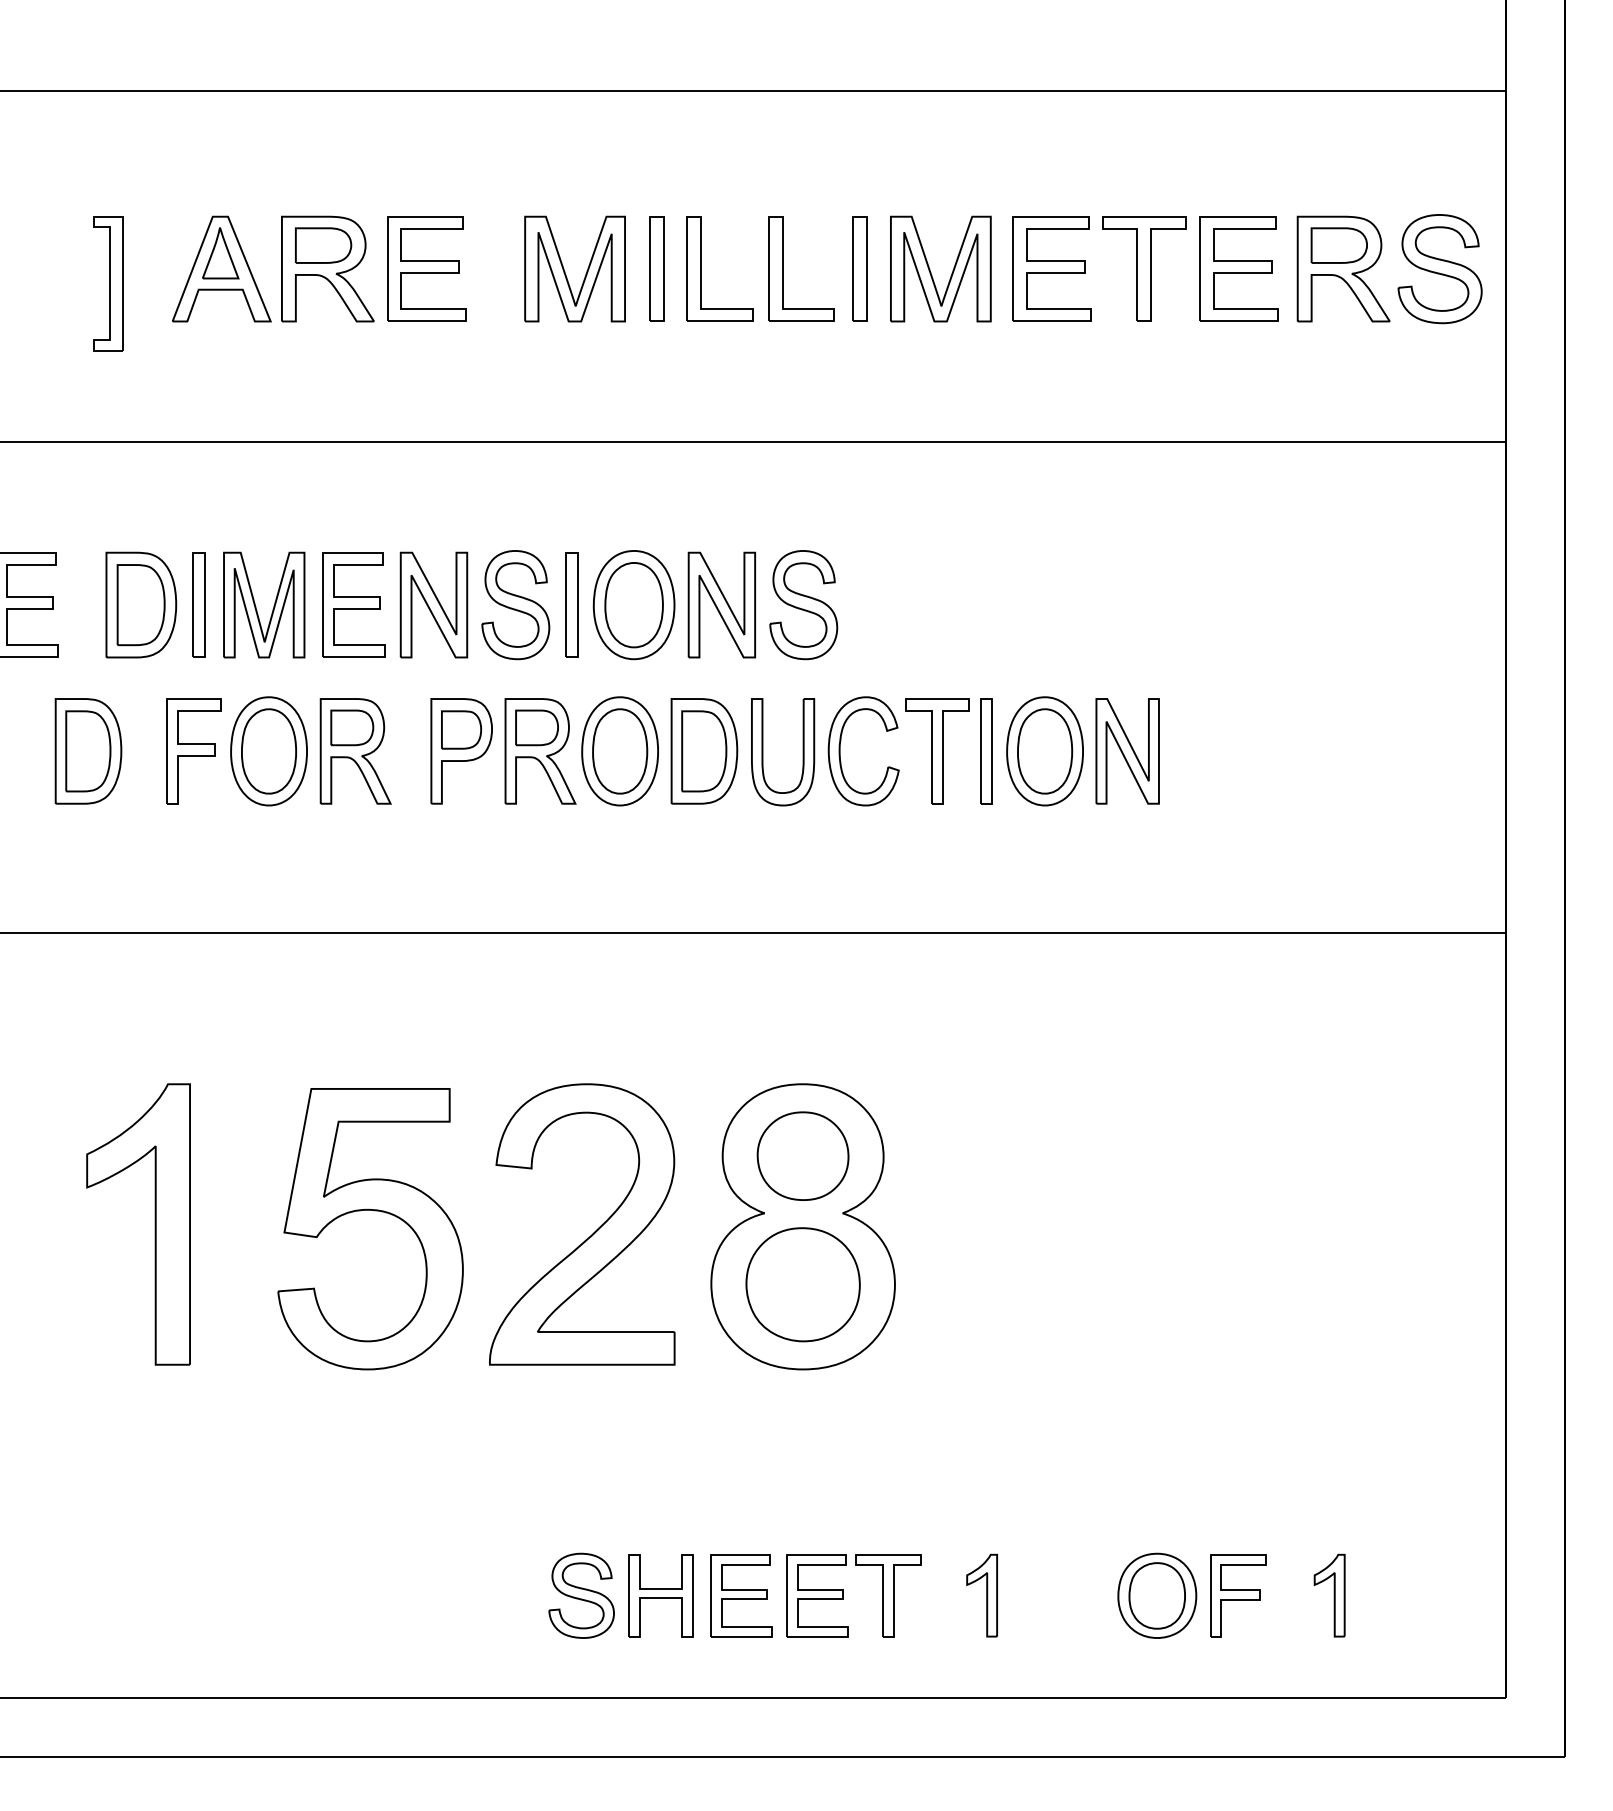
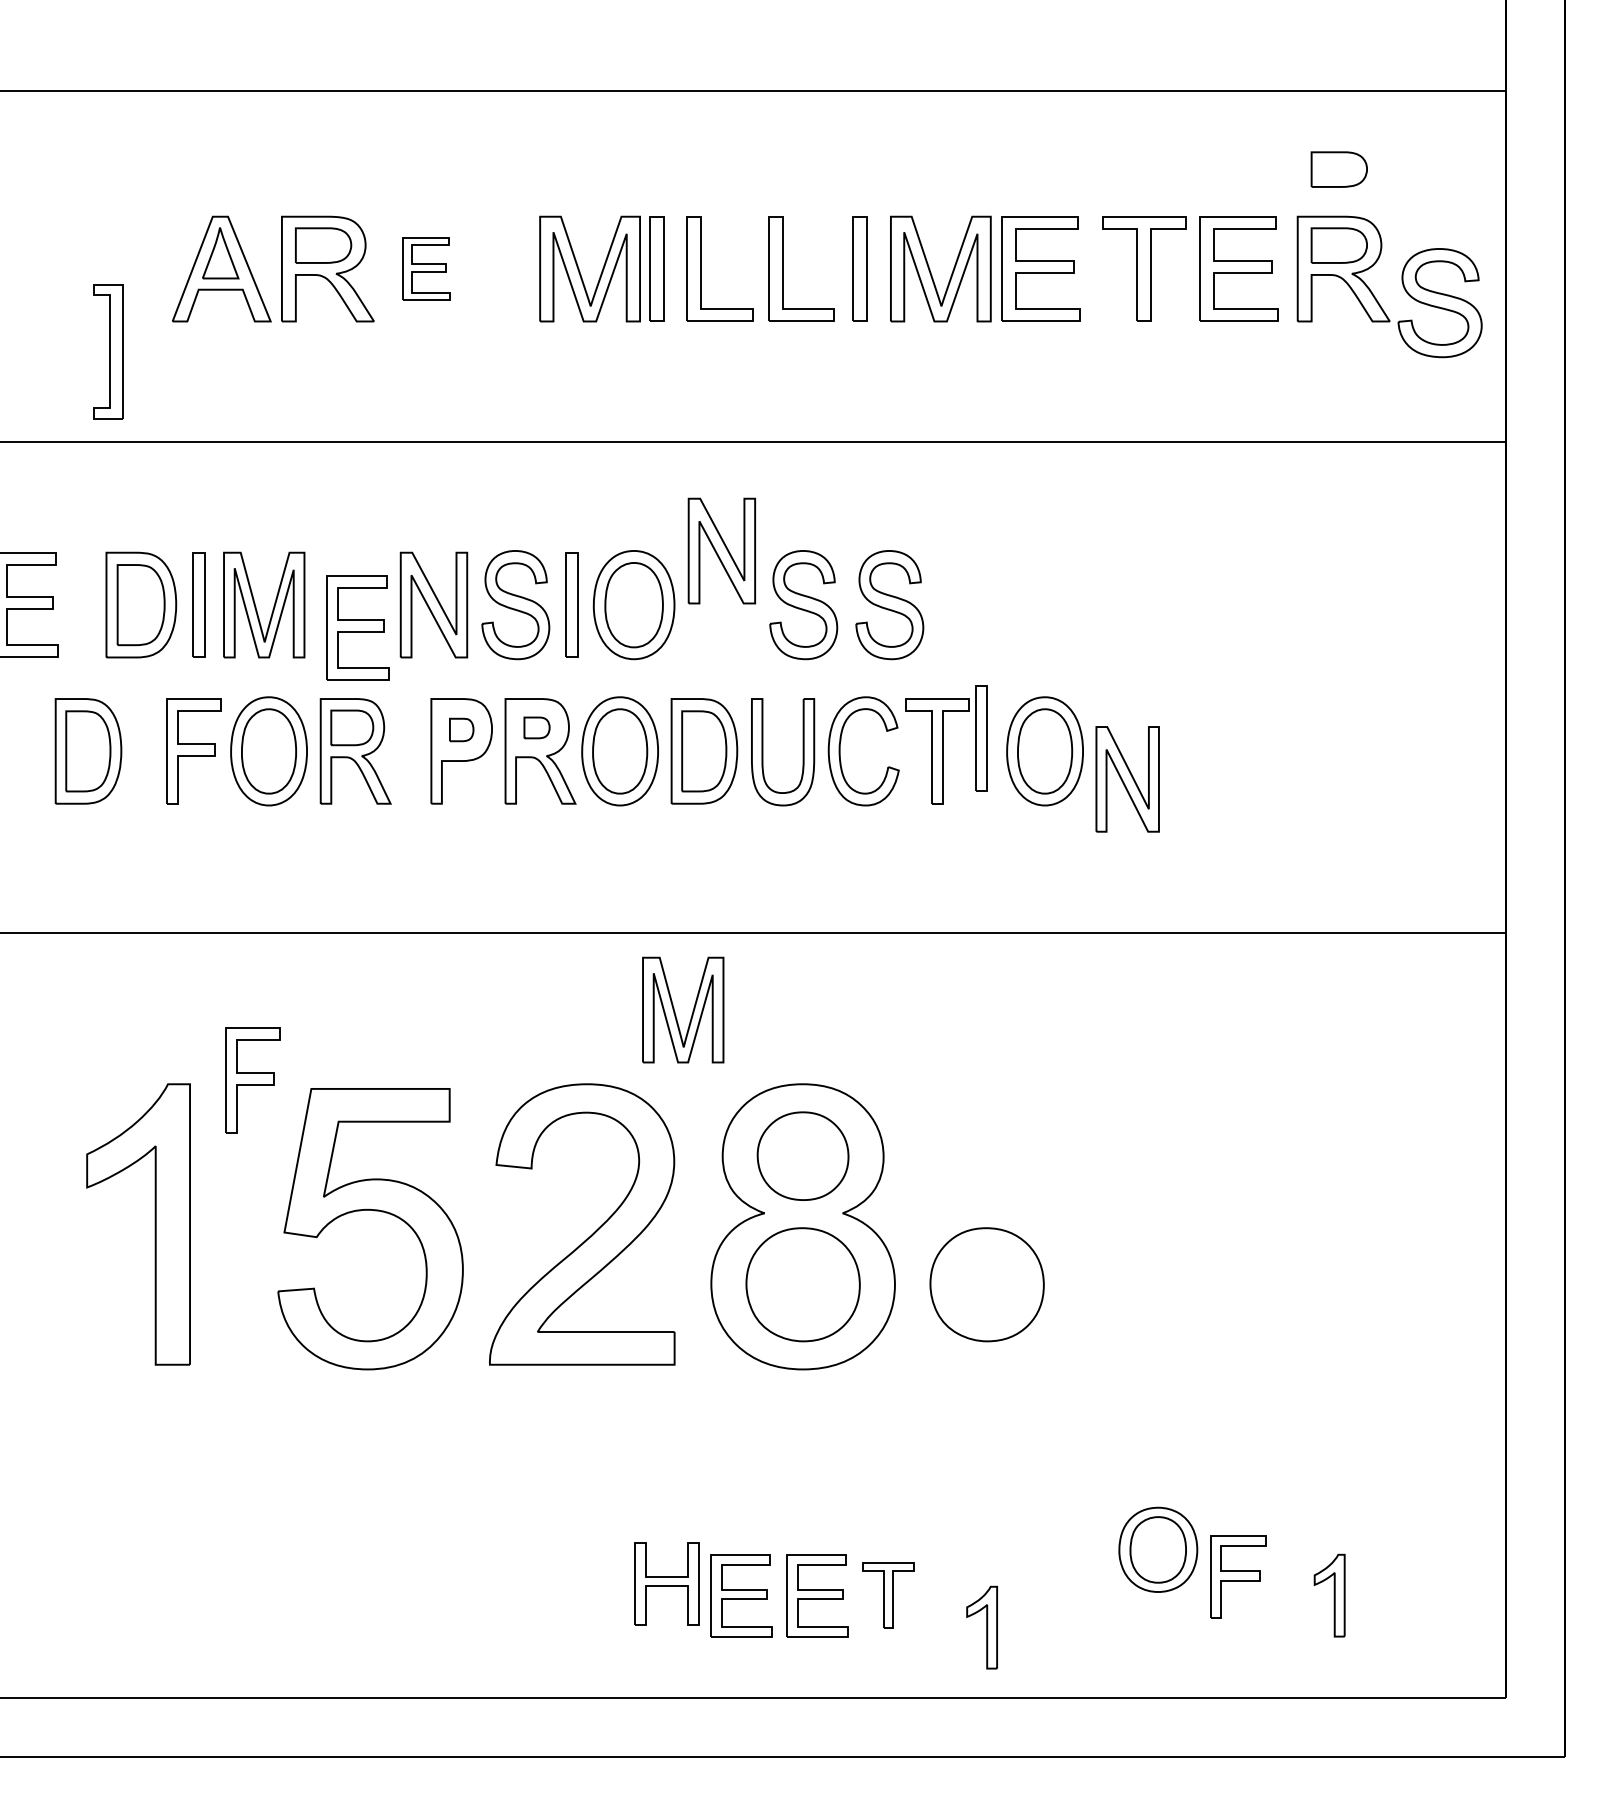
part: none -> present (1338, 169)
part size: 80x106 px -> 49x64 px (426, 268)
part position: (1051, 268) -> (1040, 268) (1040, 268)
part position: (1439, 269) -> (1439, 303) (1439, 303)
part position: (565, 271) -> (580, 271) (580, 271)
part position: (108, 283) -> (108, 351) (108, 351)
part position: (353, 604) -> (357, 627) (357, 627)
part position: (721, 604) -> (721, 550) (721, 550)
part: none -> present (889, 605)
part size: 44x38 px -> 28x24 px (536, 727)
part size: 42x40 px -> 26x26 px (461, 729)
part position: (986, 751) -> (981, 738) (981, 738)
part position: (1127, 751) -> (1127, 779) (1127, 779)
part: none -> present (675, 1011)
part: none -> present (252, 1080)
part: none -> present (986, 1284)
part: present -> none (581, 1595)
part position: (660, 1595) -> (666, 1583) (666, 1583)
part size: 67x84 px -> 53x67 px (888, 1595)
part position: (981, 1595) -> (981, 1627) (981, 1627)
part position: (1157, 1595) -> (1158, 1549) (1158, 1549)
part position: (1238, 1595) -> (1238, 1576) (1238, 1576)
